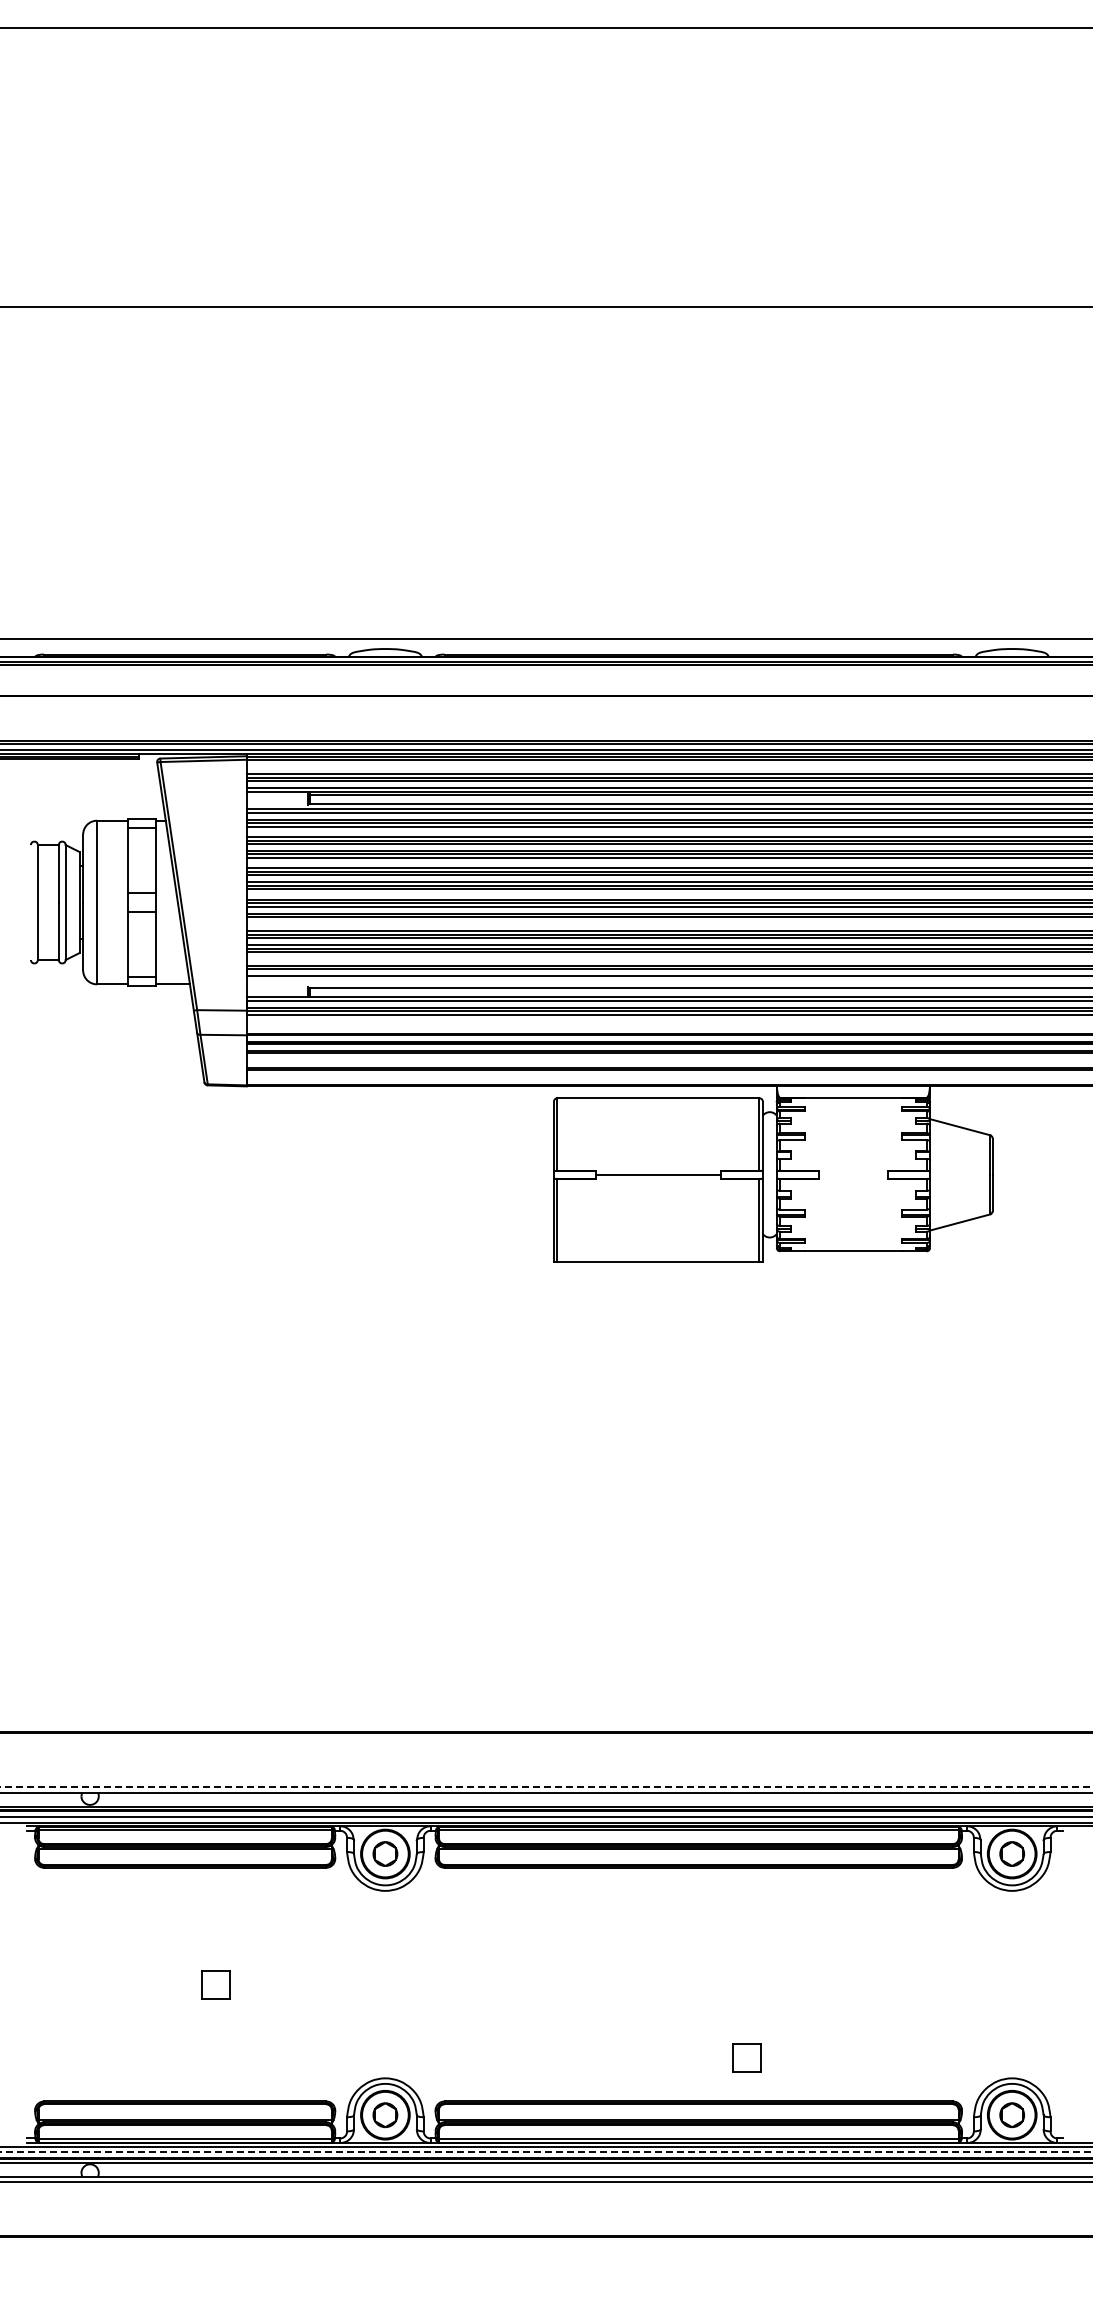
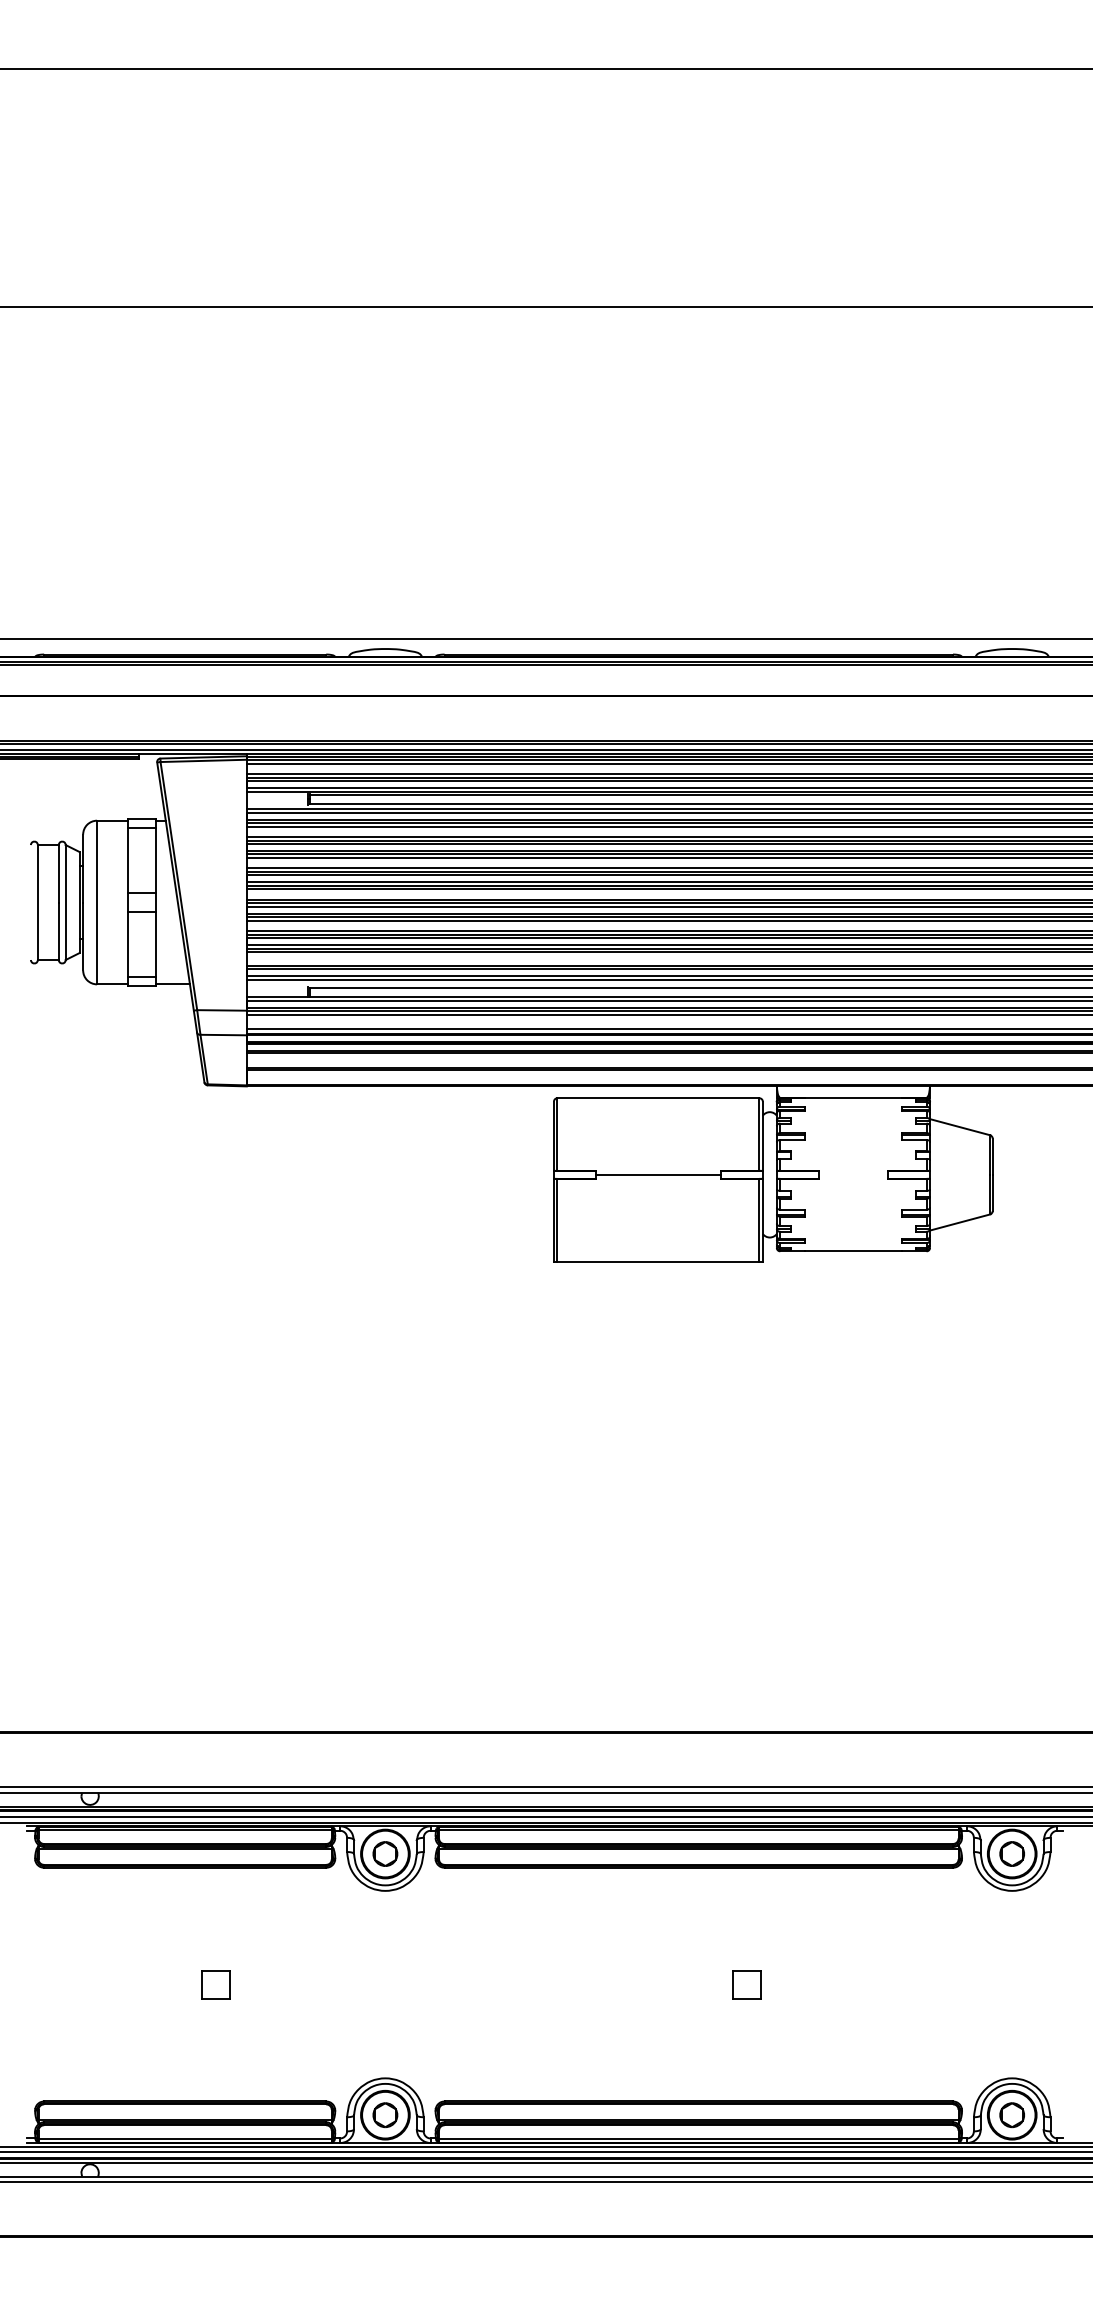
line position: (545, 28) -> (545, 69) (545, 69)
line: none -> present (667, 763)
line: none -> present (667, 920)
line: none -> present (667, 979)
line: none -> present (667, 1028)
line: dashed -> solid (546, 1787)
part position: (746, 2057) -> (746, 1984) (746, 1984)
line: dashed -> solid (546, 2152)
